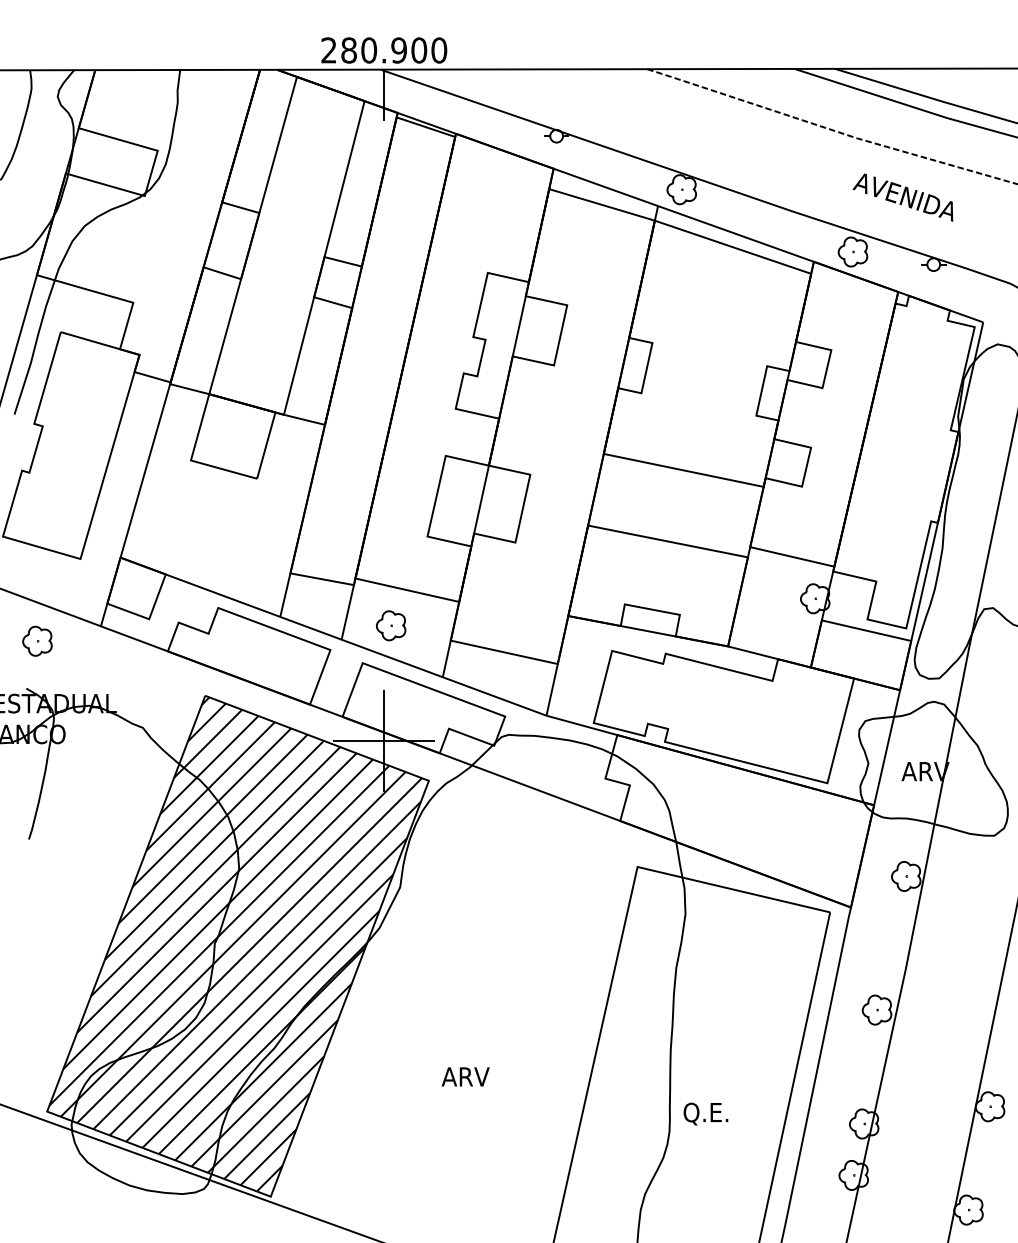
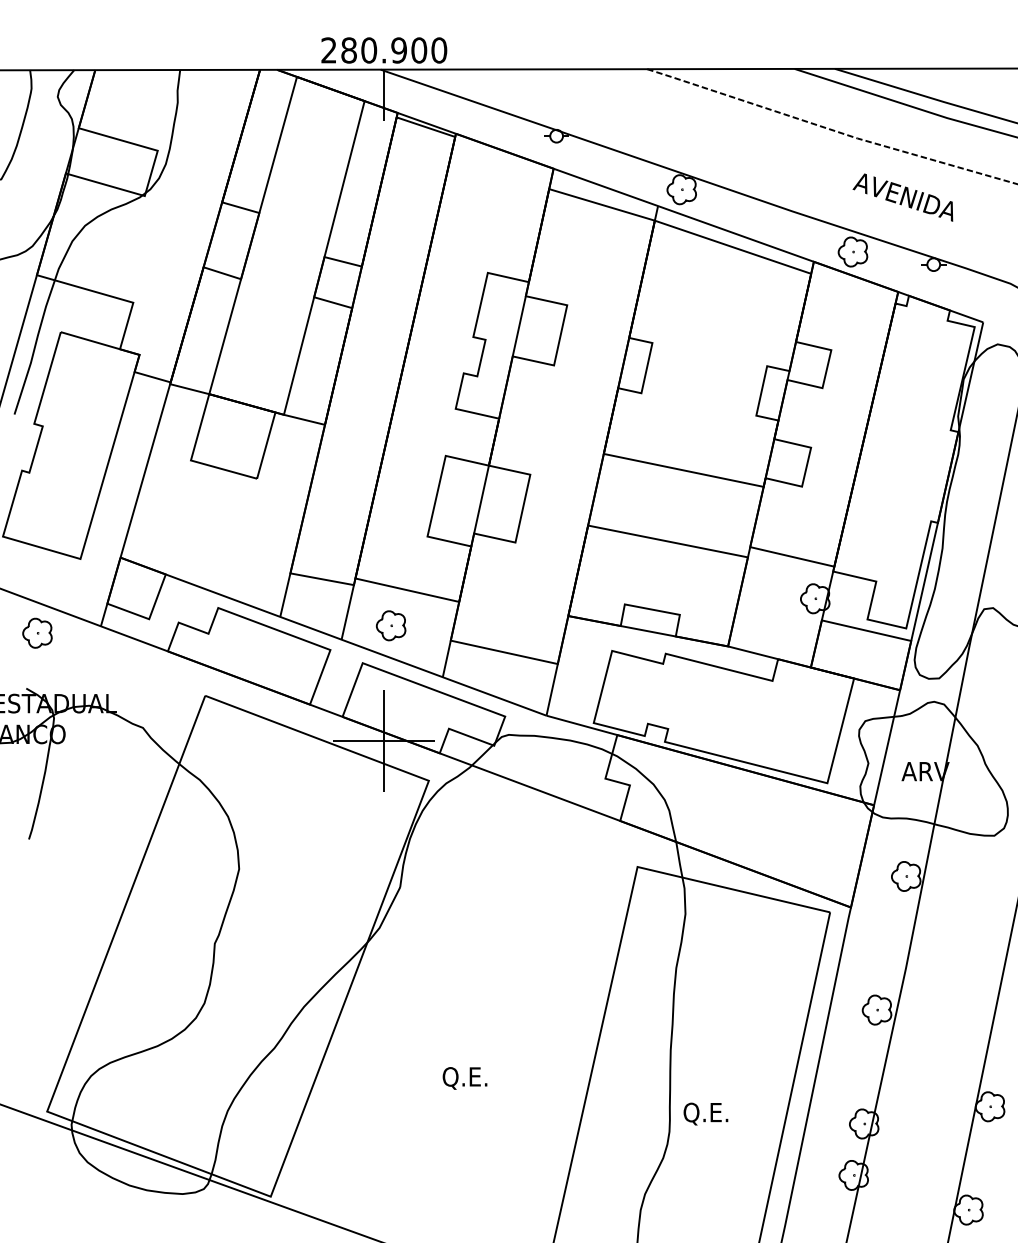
part position: (37, 640) -> (37, 632) (37, 632)
hatch: present -> none (235, 944)
text: ARV -> Q.E. (465, 1078)
